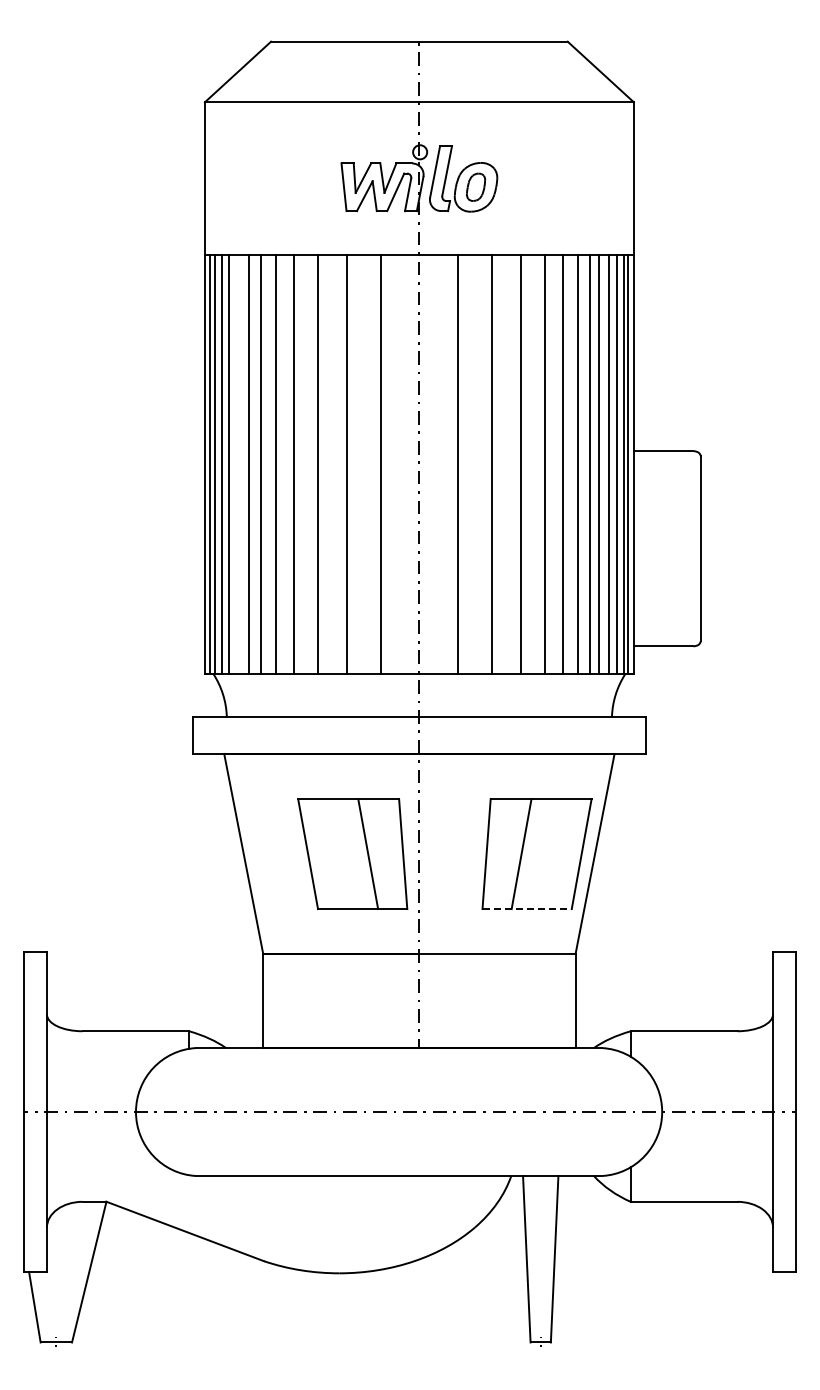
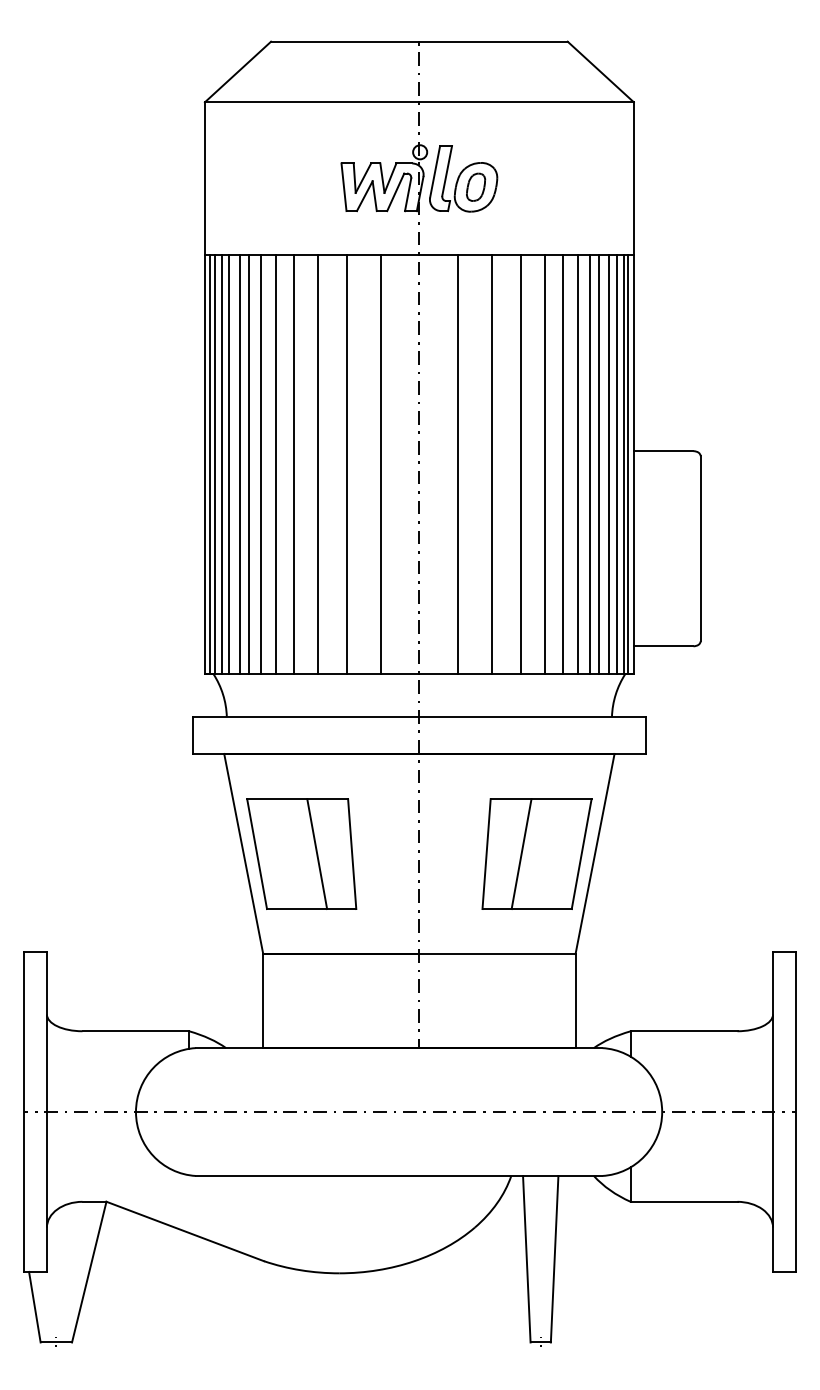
line: none -> present (239, 463)
part position: (352, 853) -> (301, 853) (301, 853)
line: dashed -> solid (527, 909)
